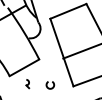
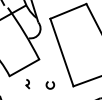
line: present -> none (80, 51)
